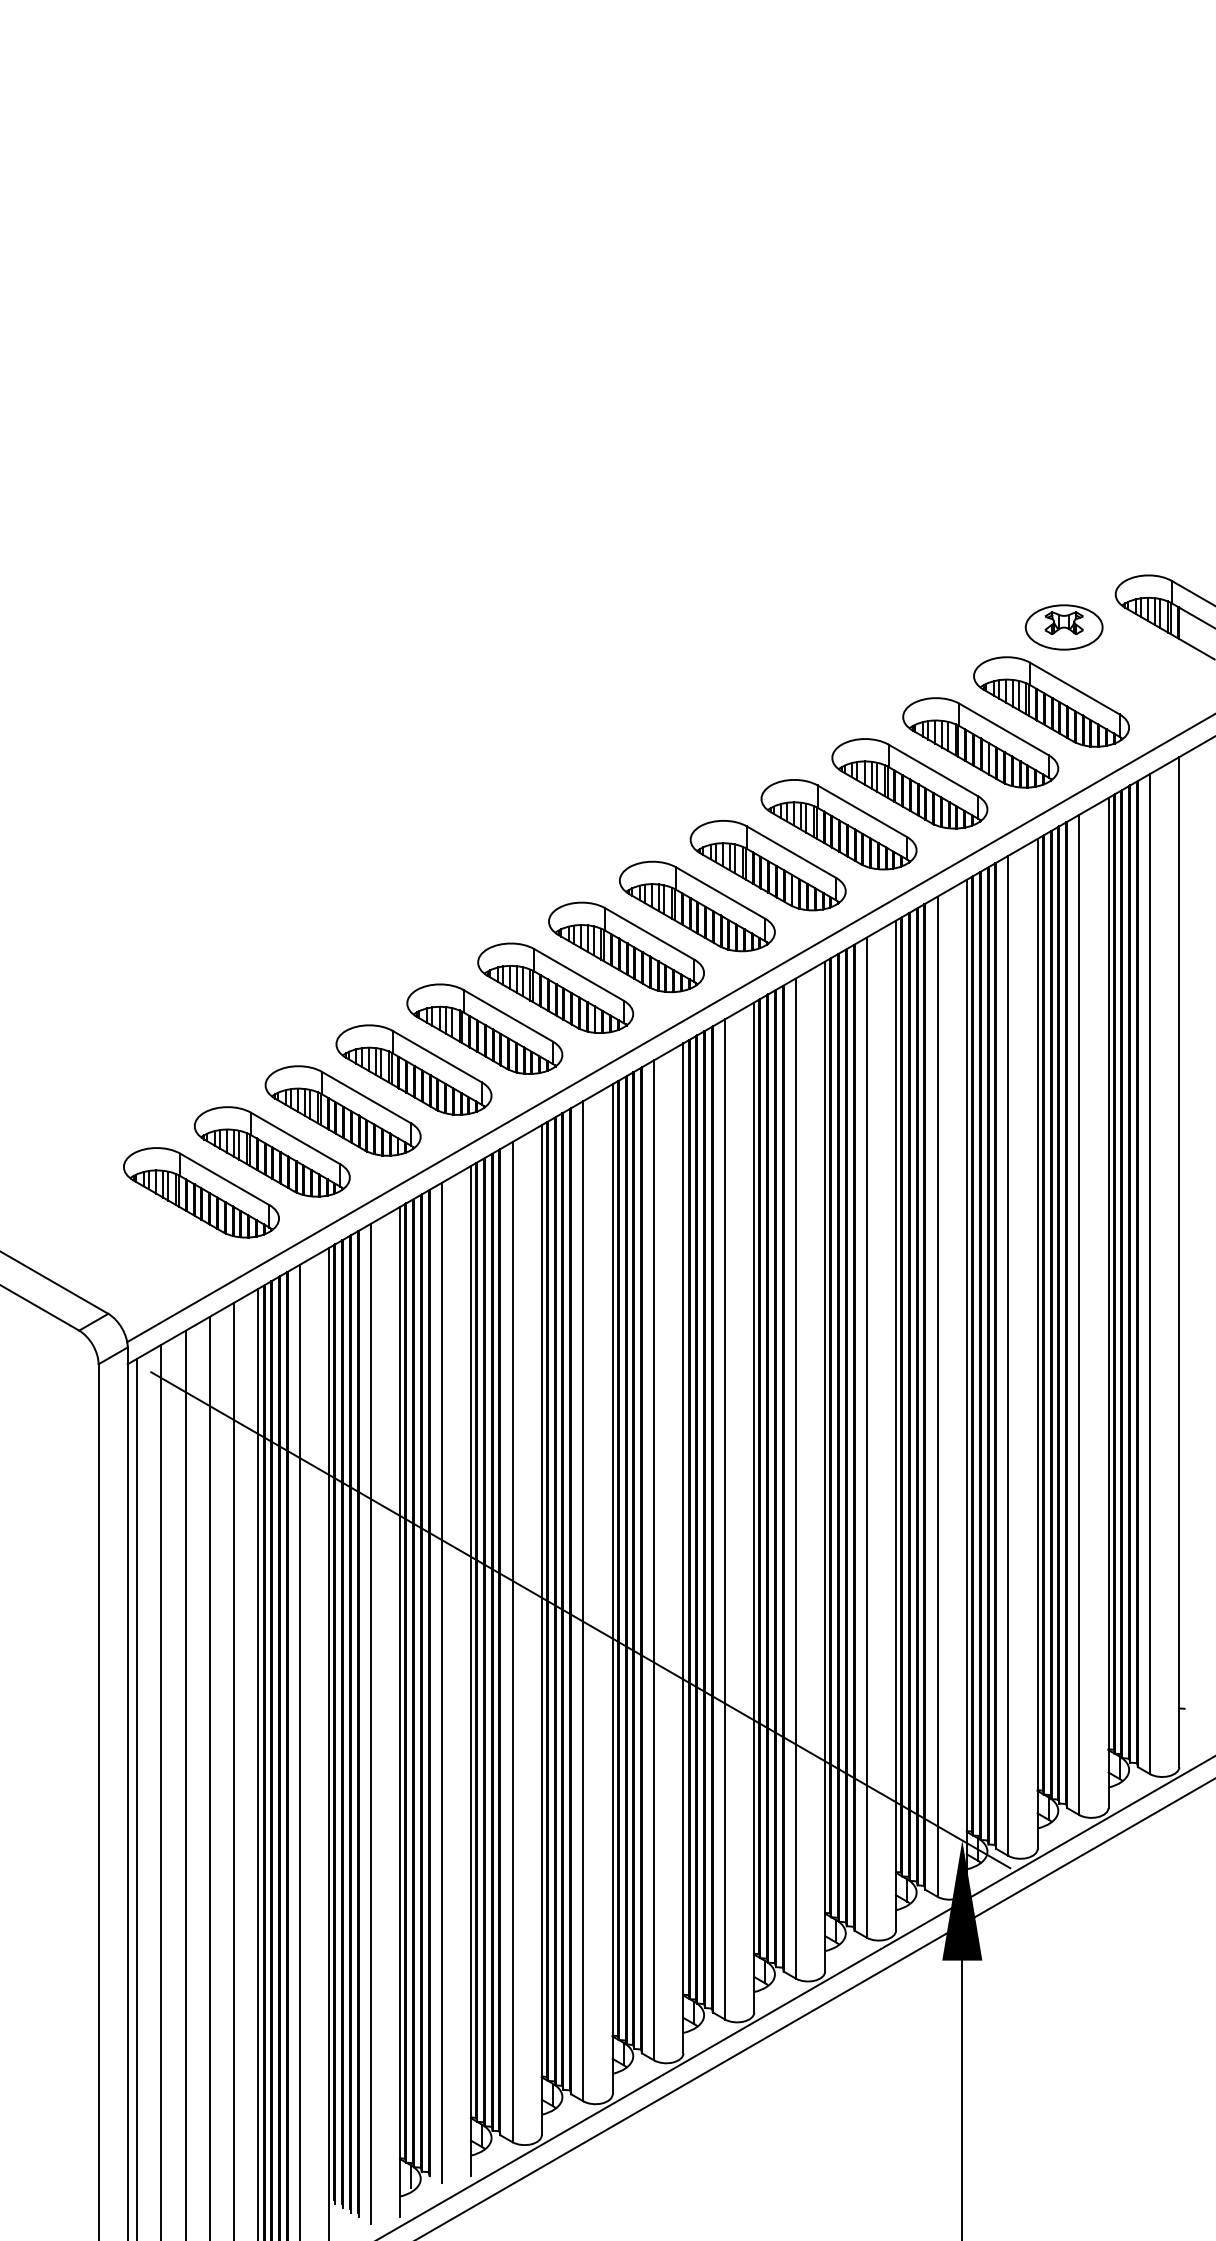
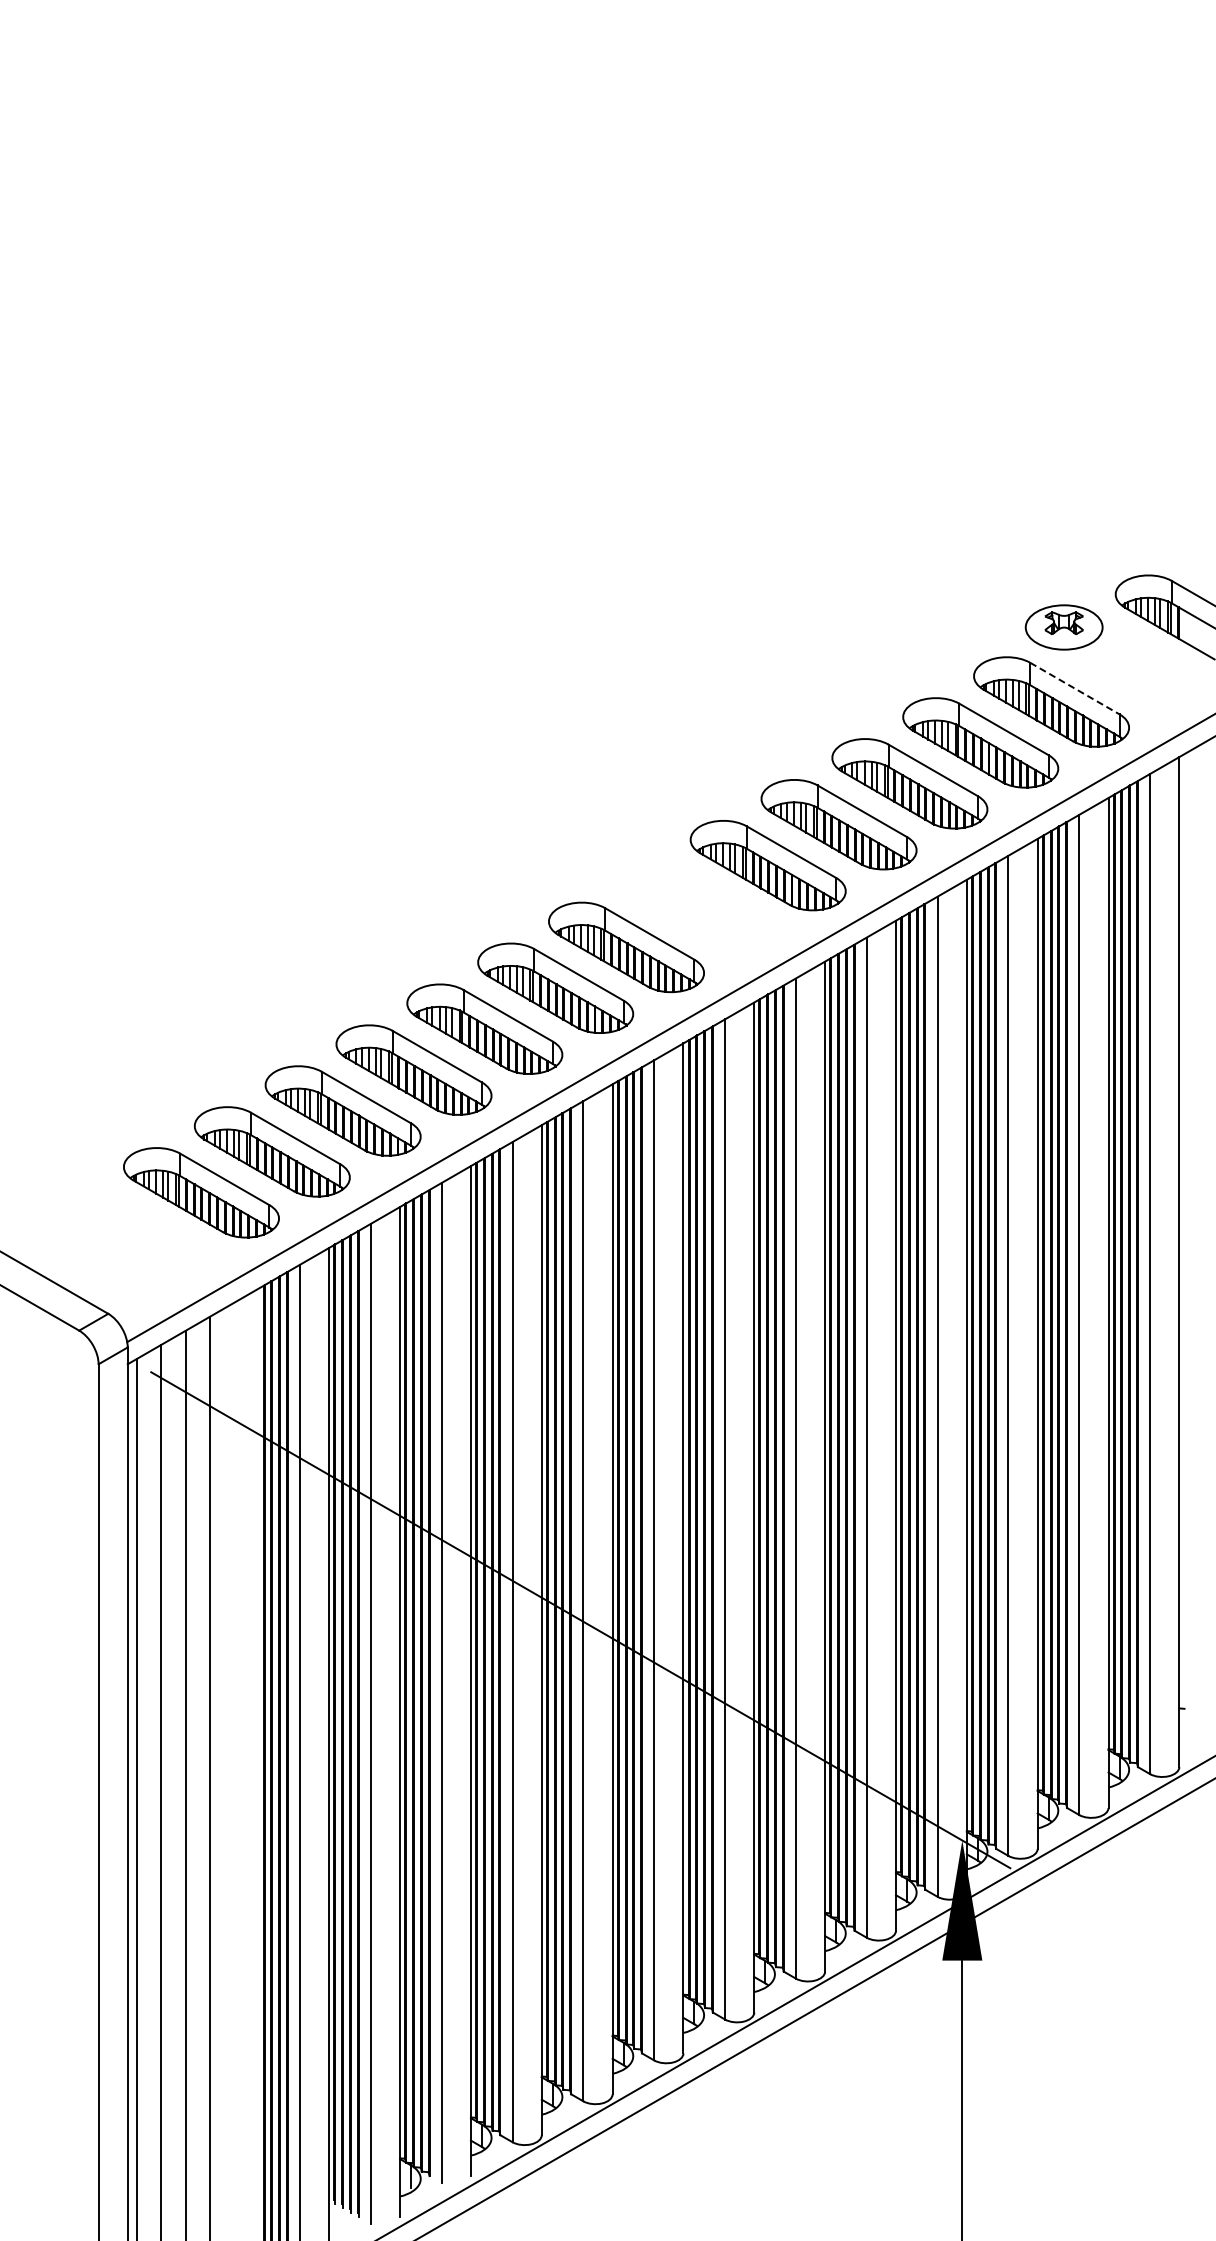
line: solid -> dashed (1074, 688)
part: present -> none (697, 906)
line: present -> none (258, 1762)
line: present -> none (234, 1769)
